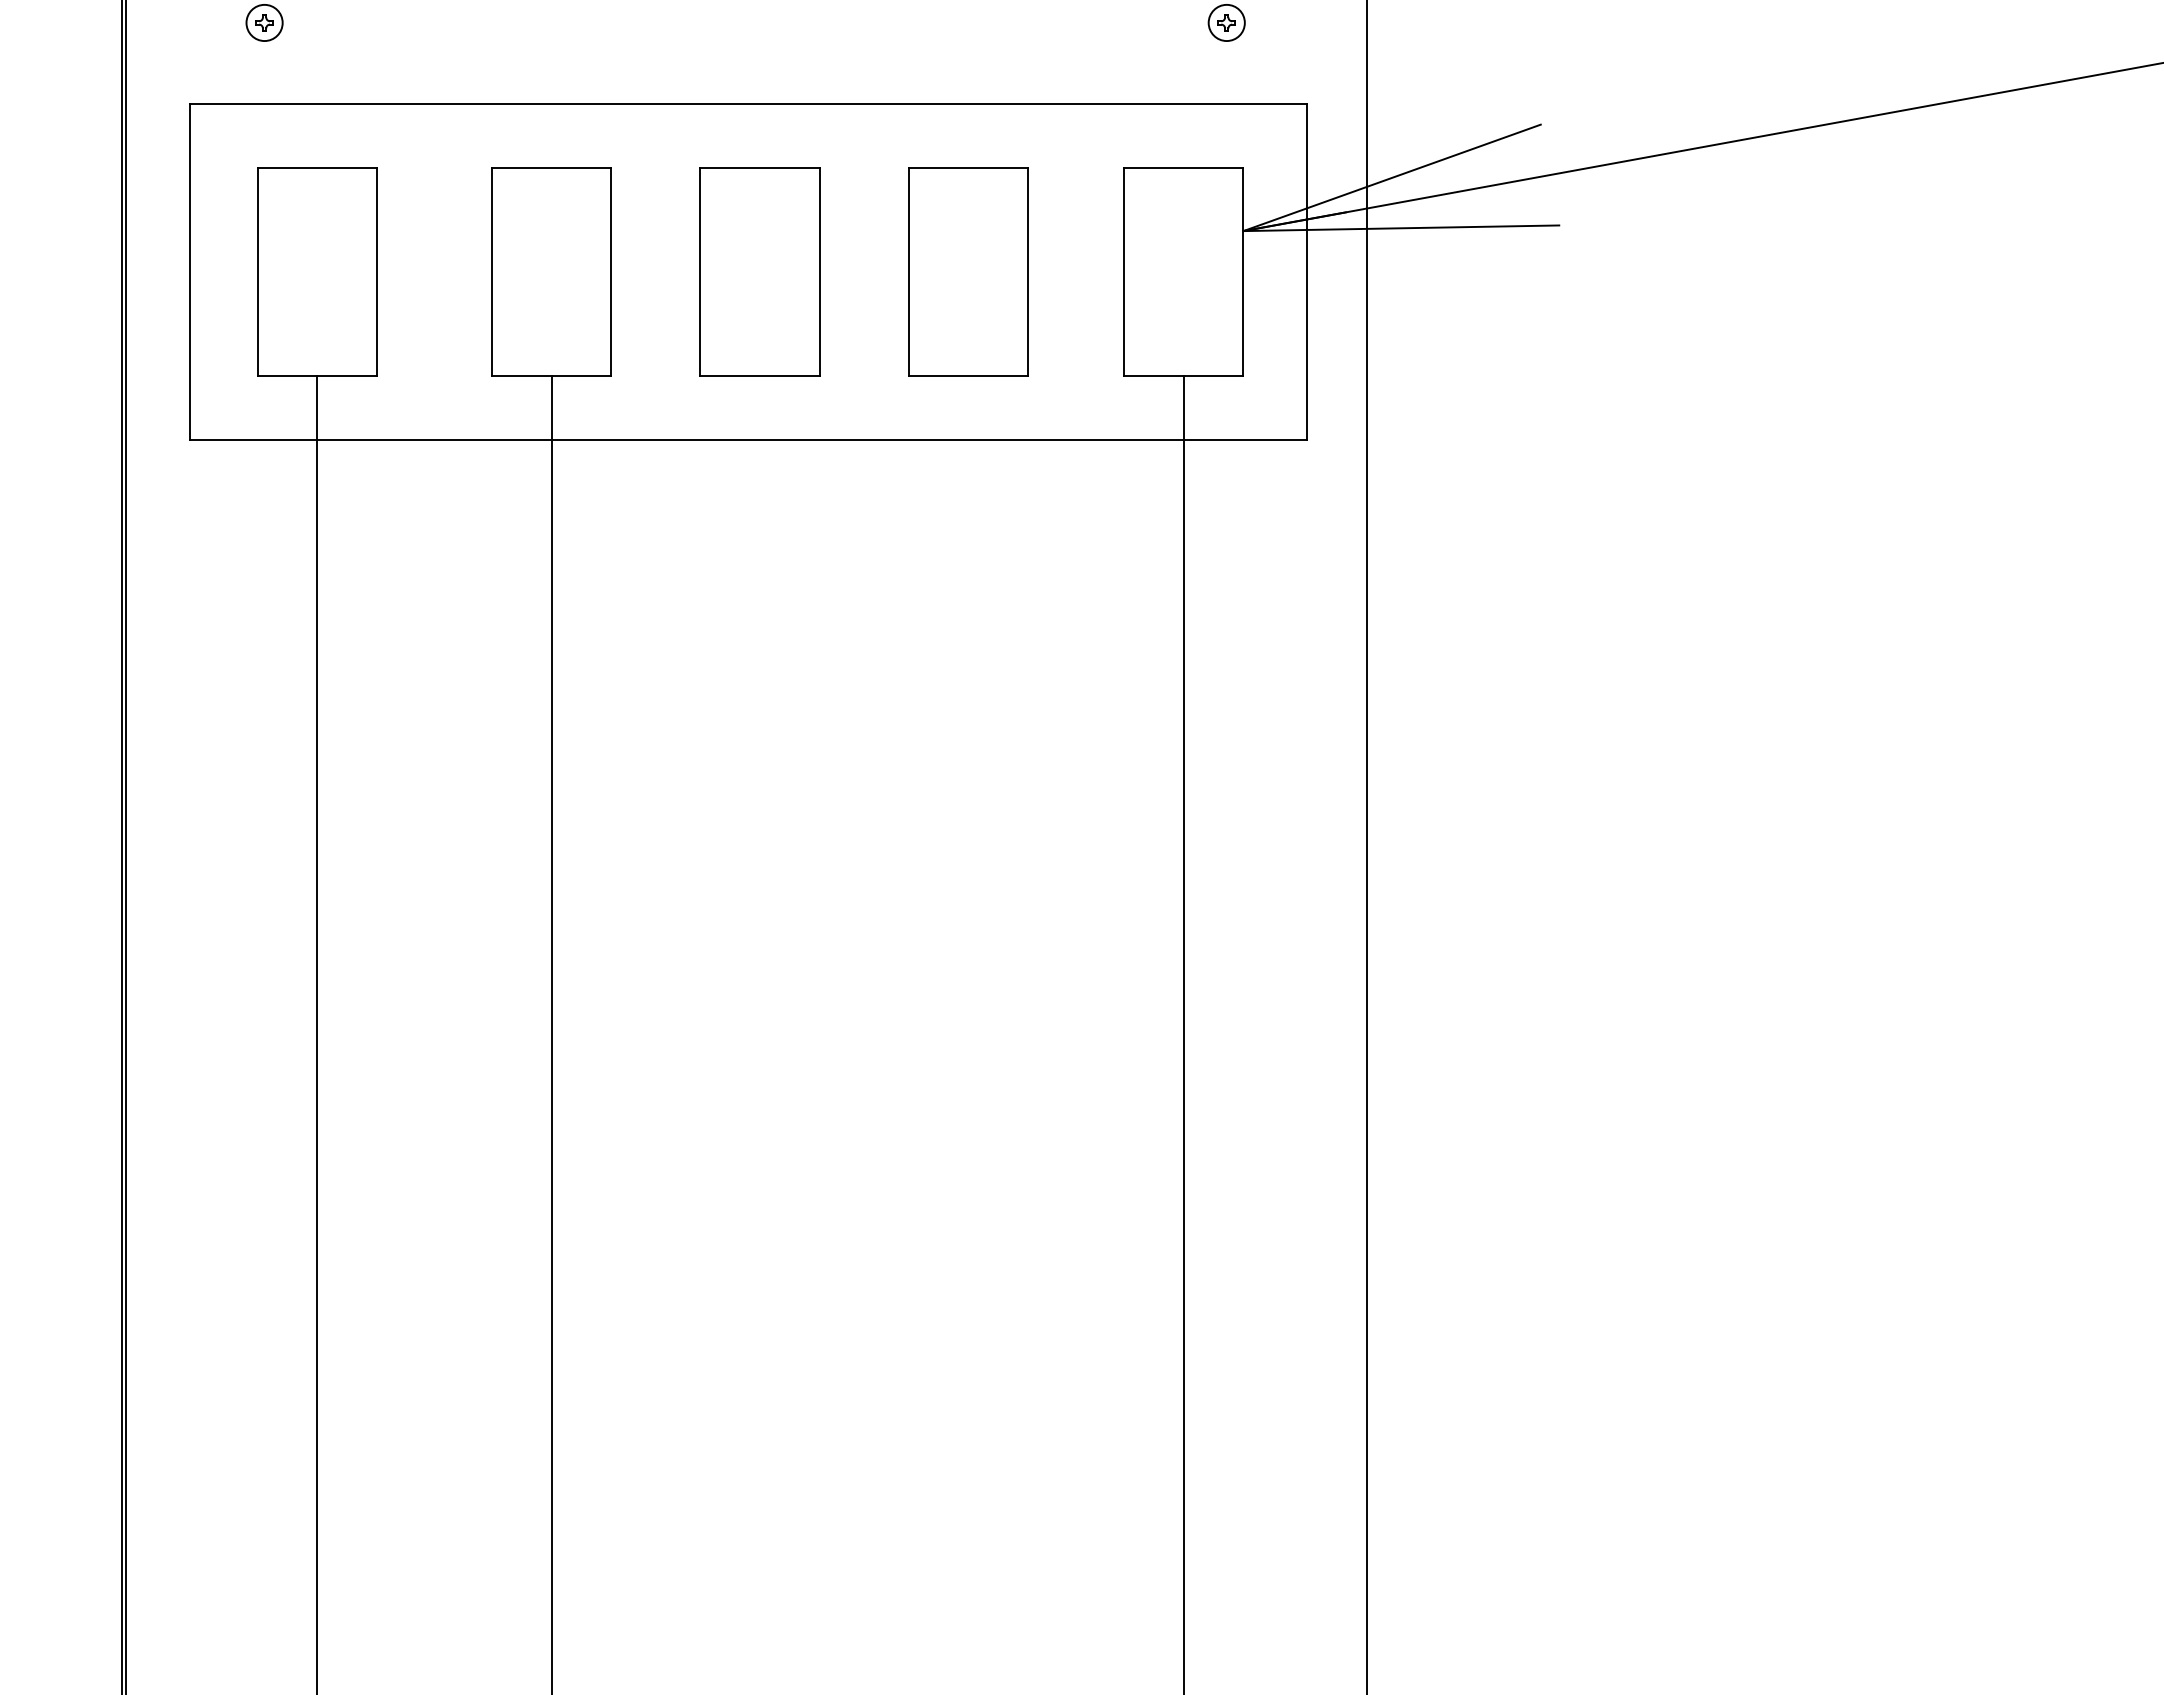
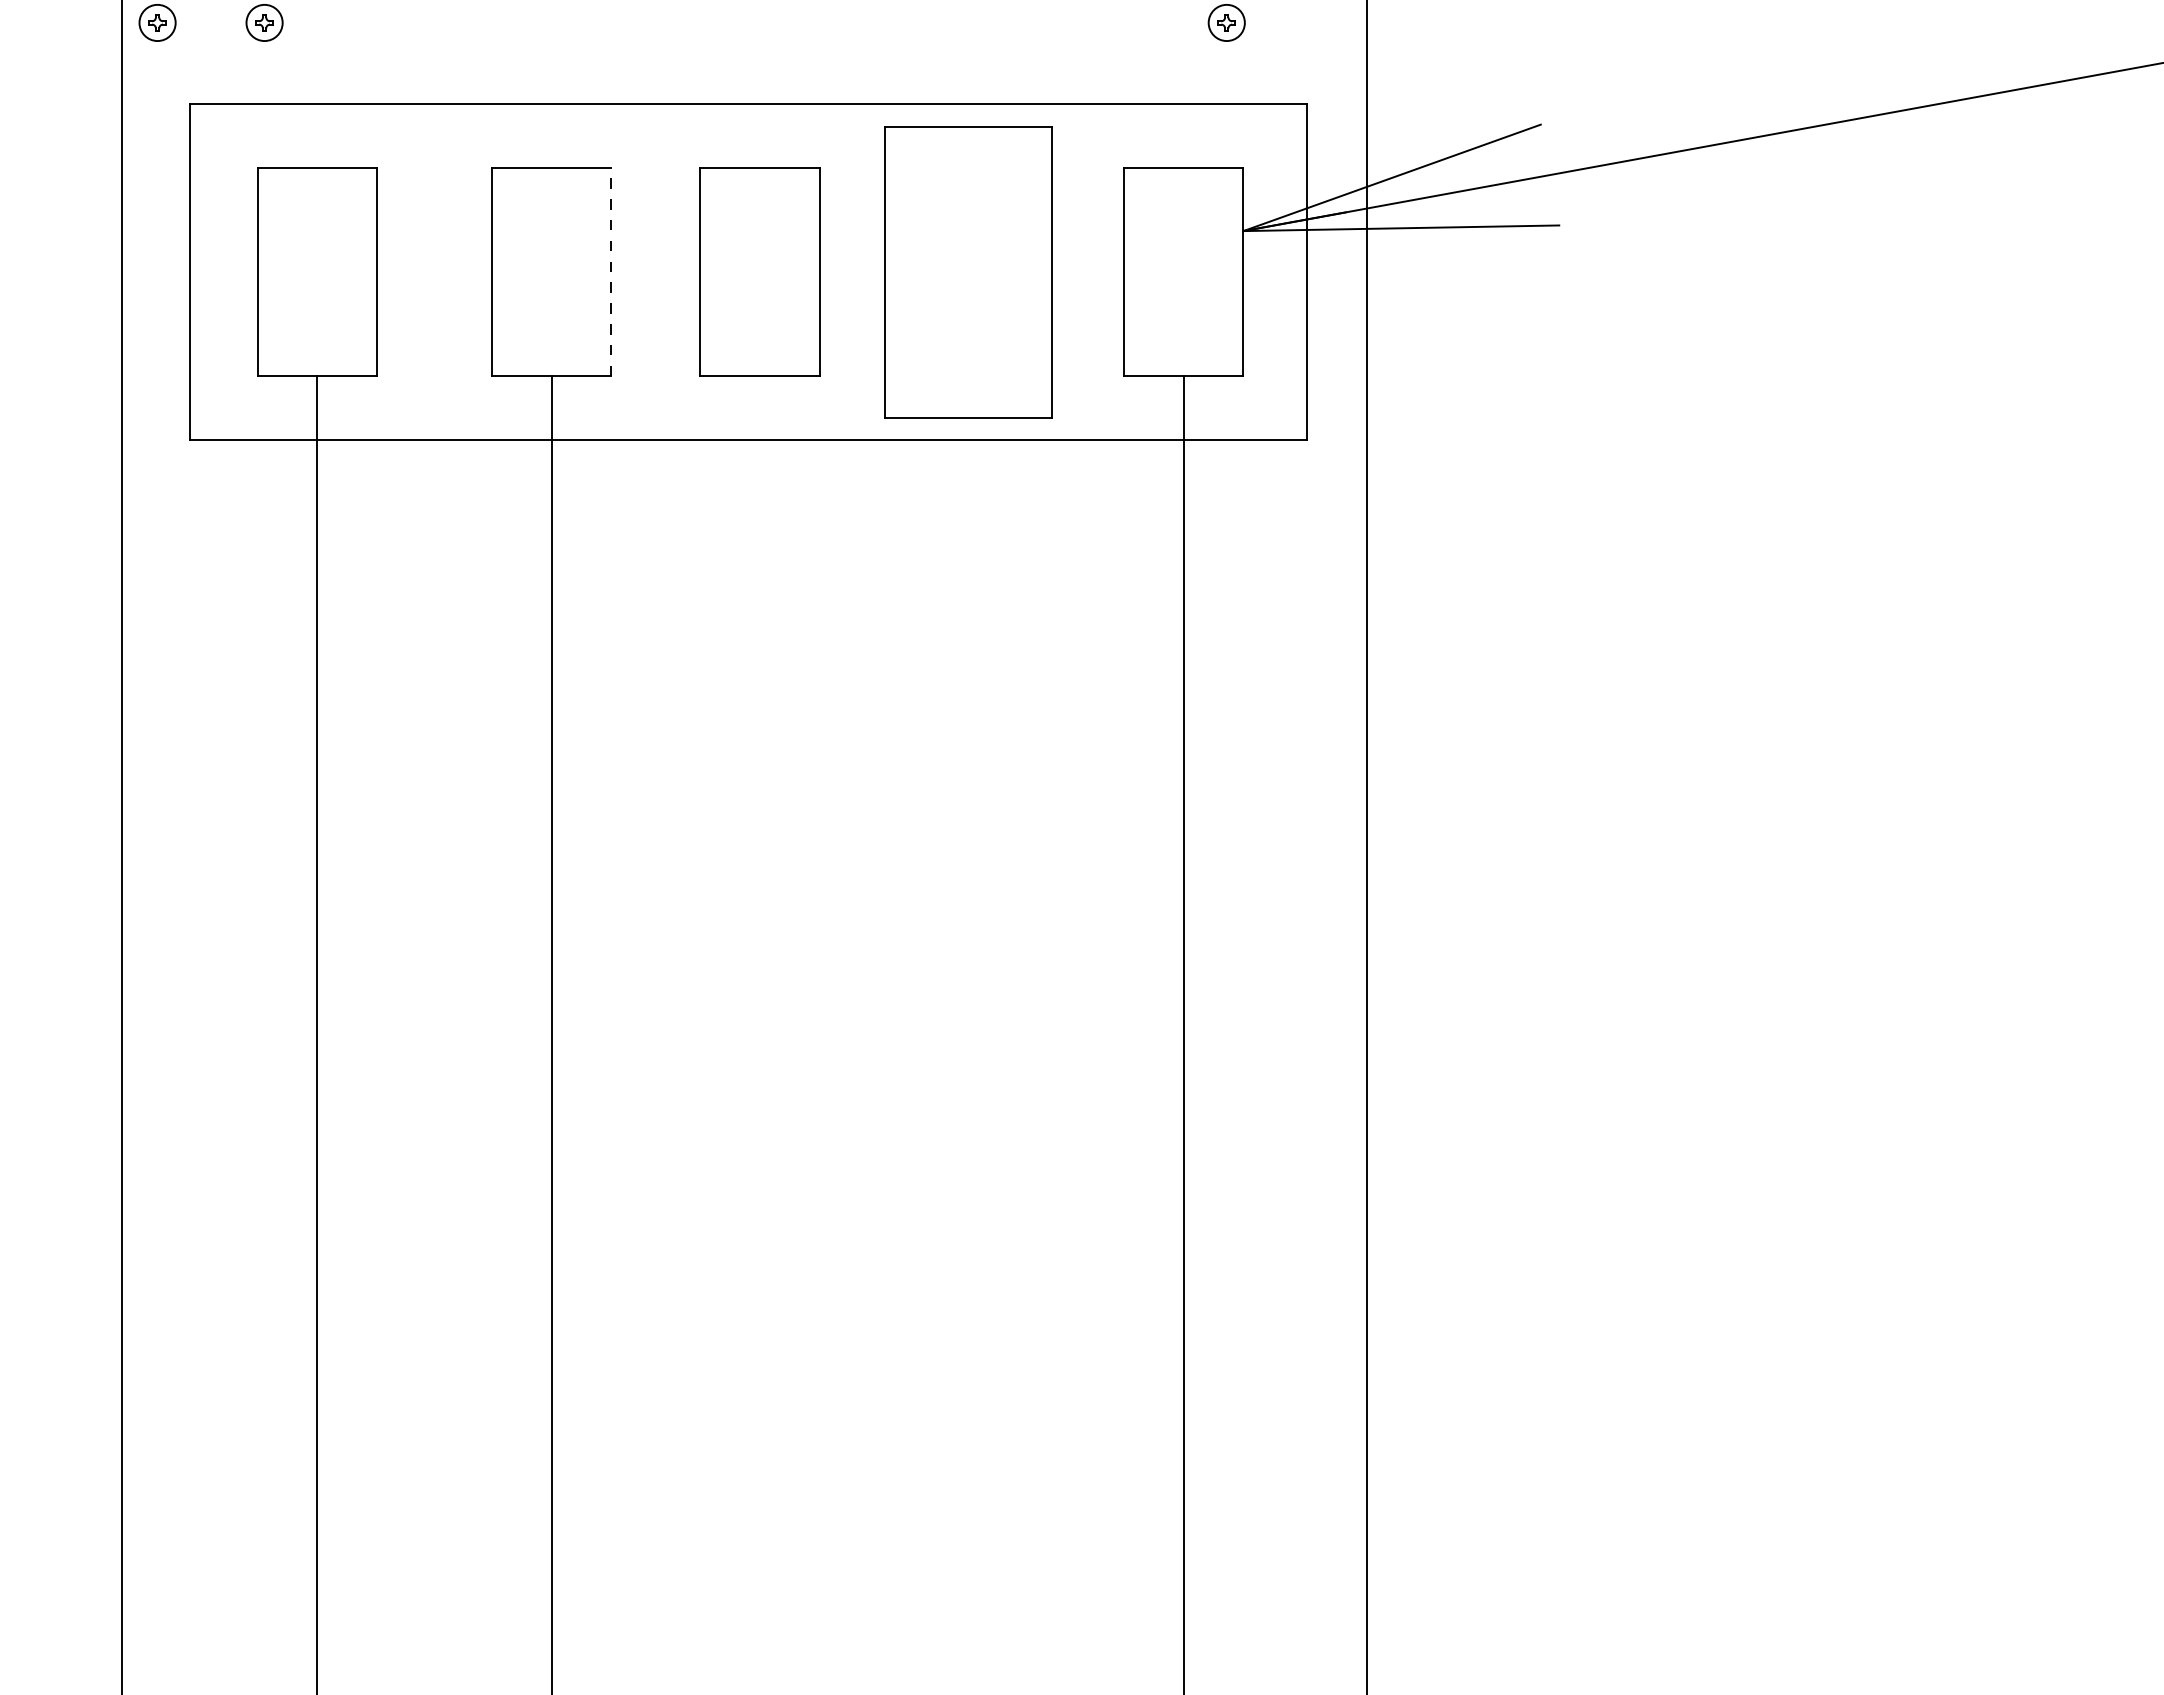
part: none -> present (157, 22)
part size: 121x210 px -> 169x293 px (968, 272)
line: solid -> dashed (611, 272)
line: present -> none (126, 846)
